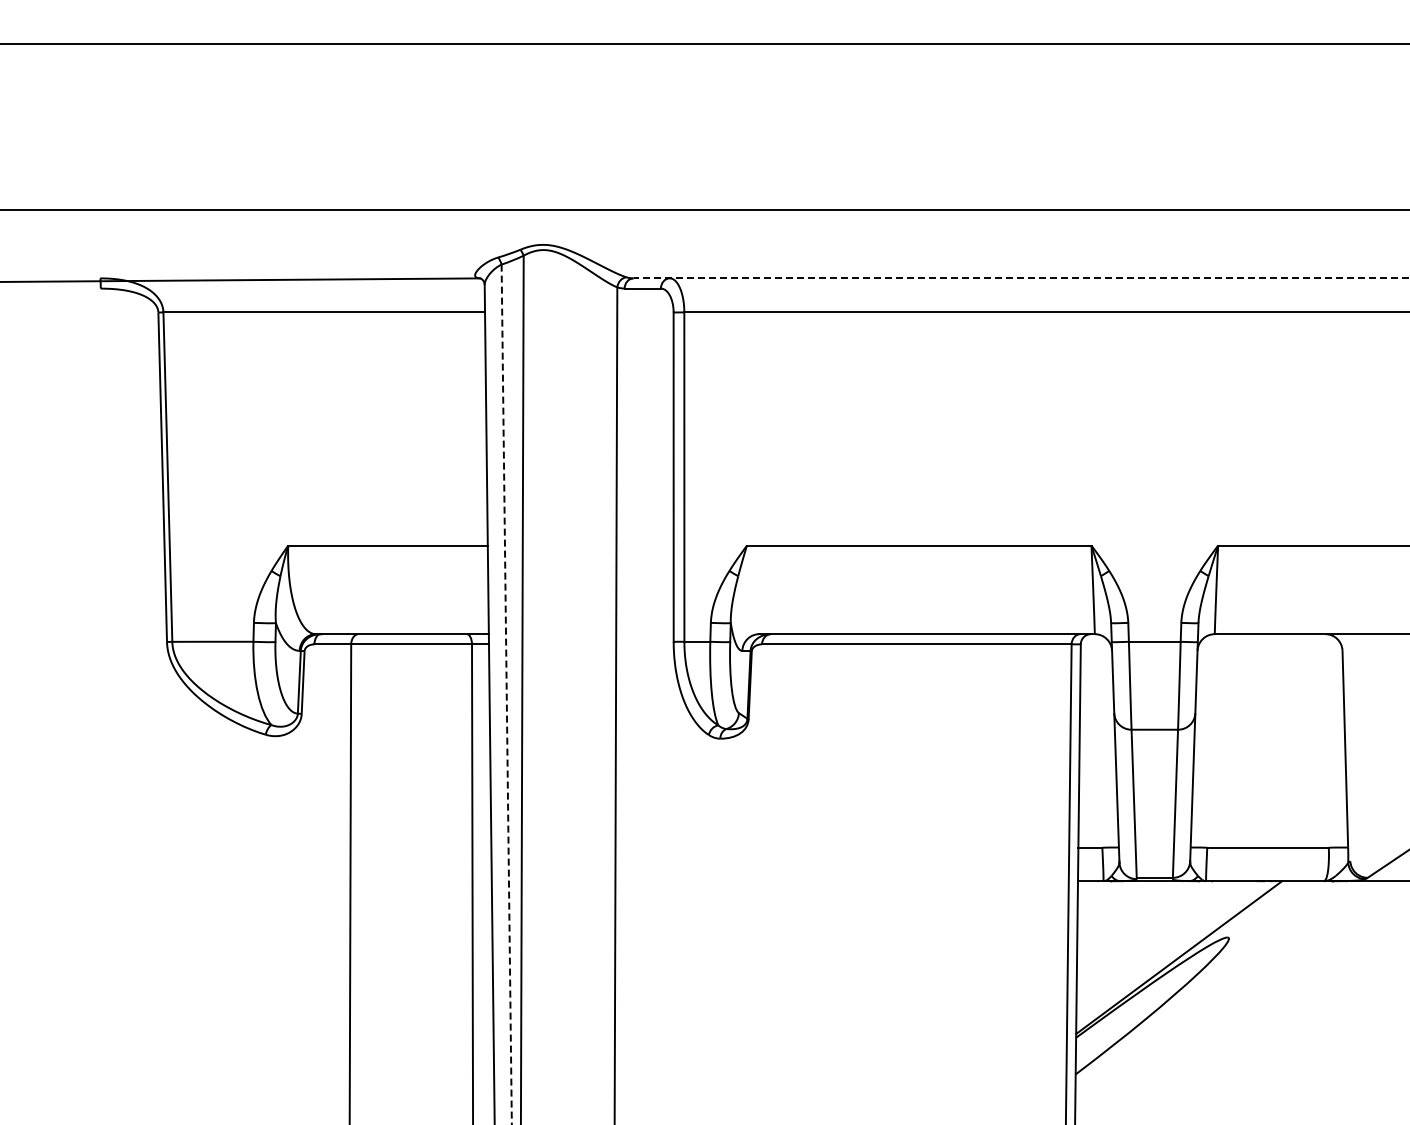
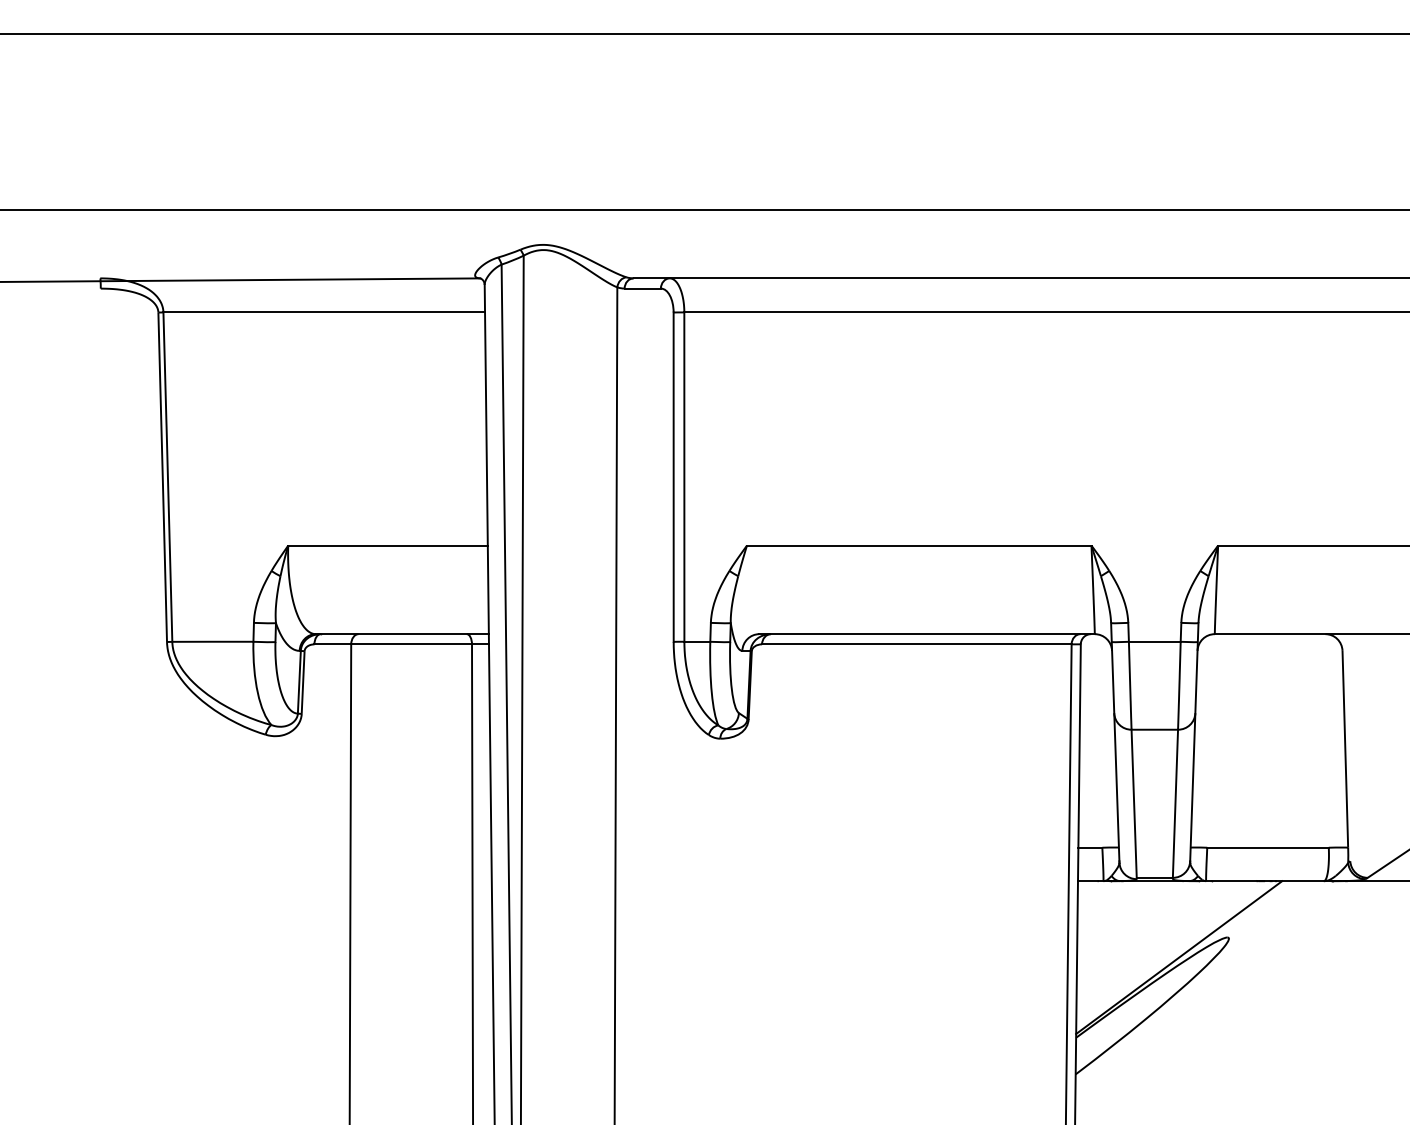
line position: (704, 43) -> (704, 33) (704, 33)
line: dashed -> solid (1021, 278)
line: dashed -> solid (506, 694)
